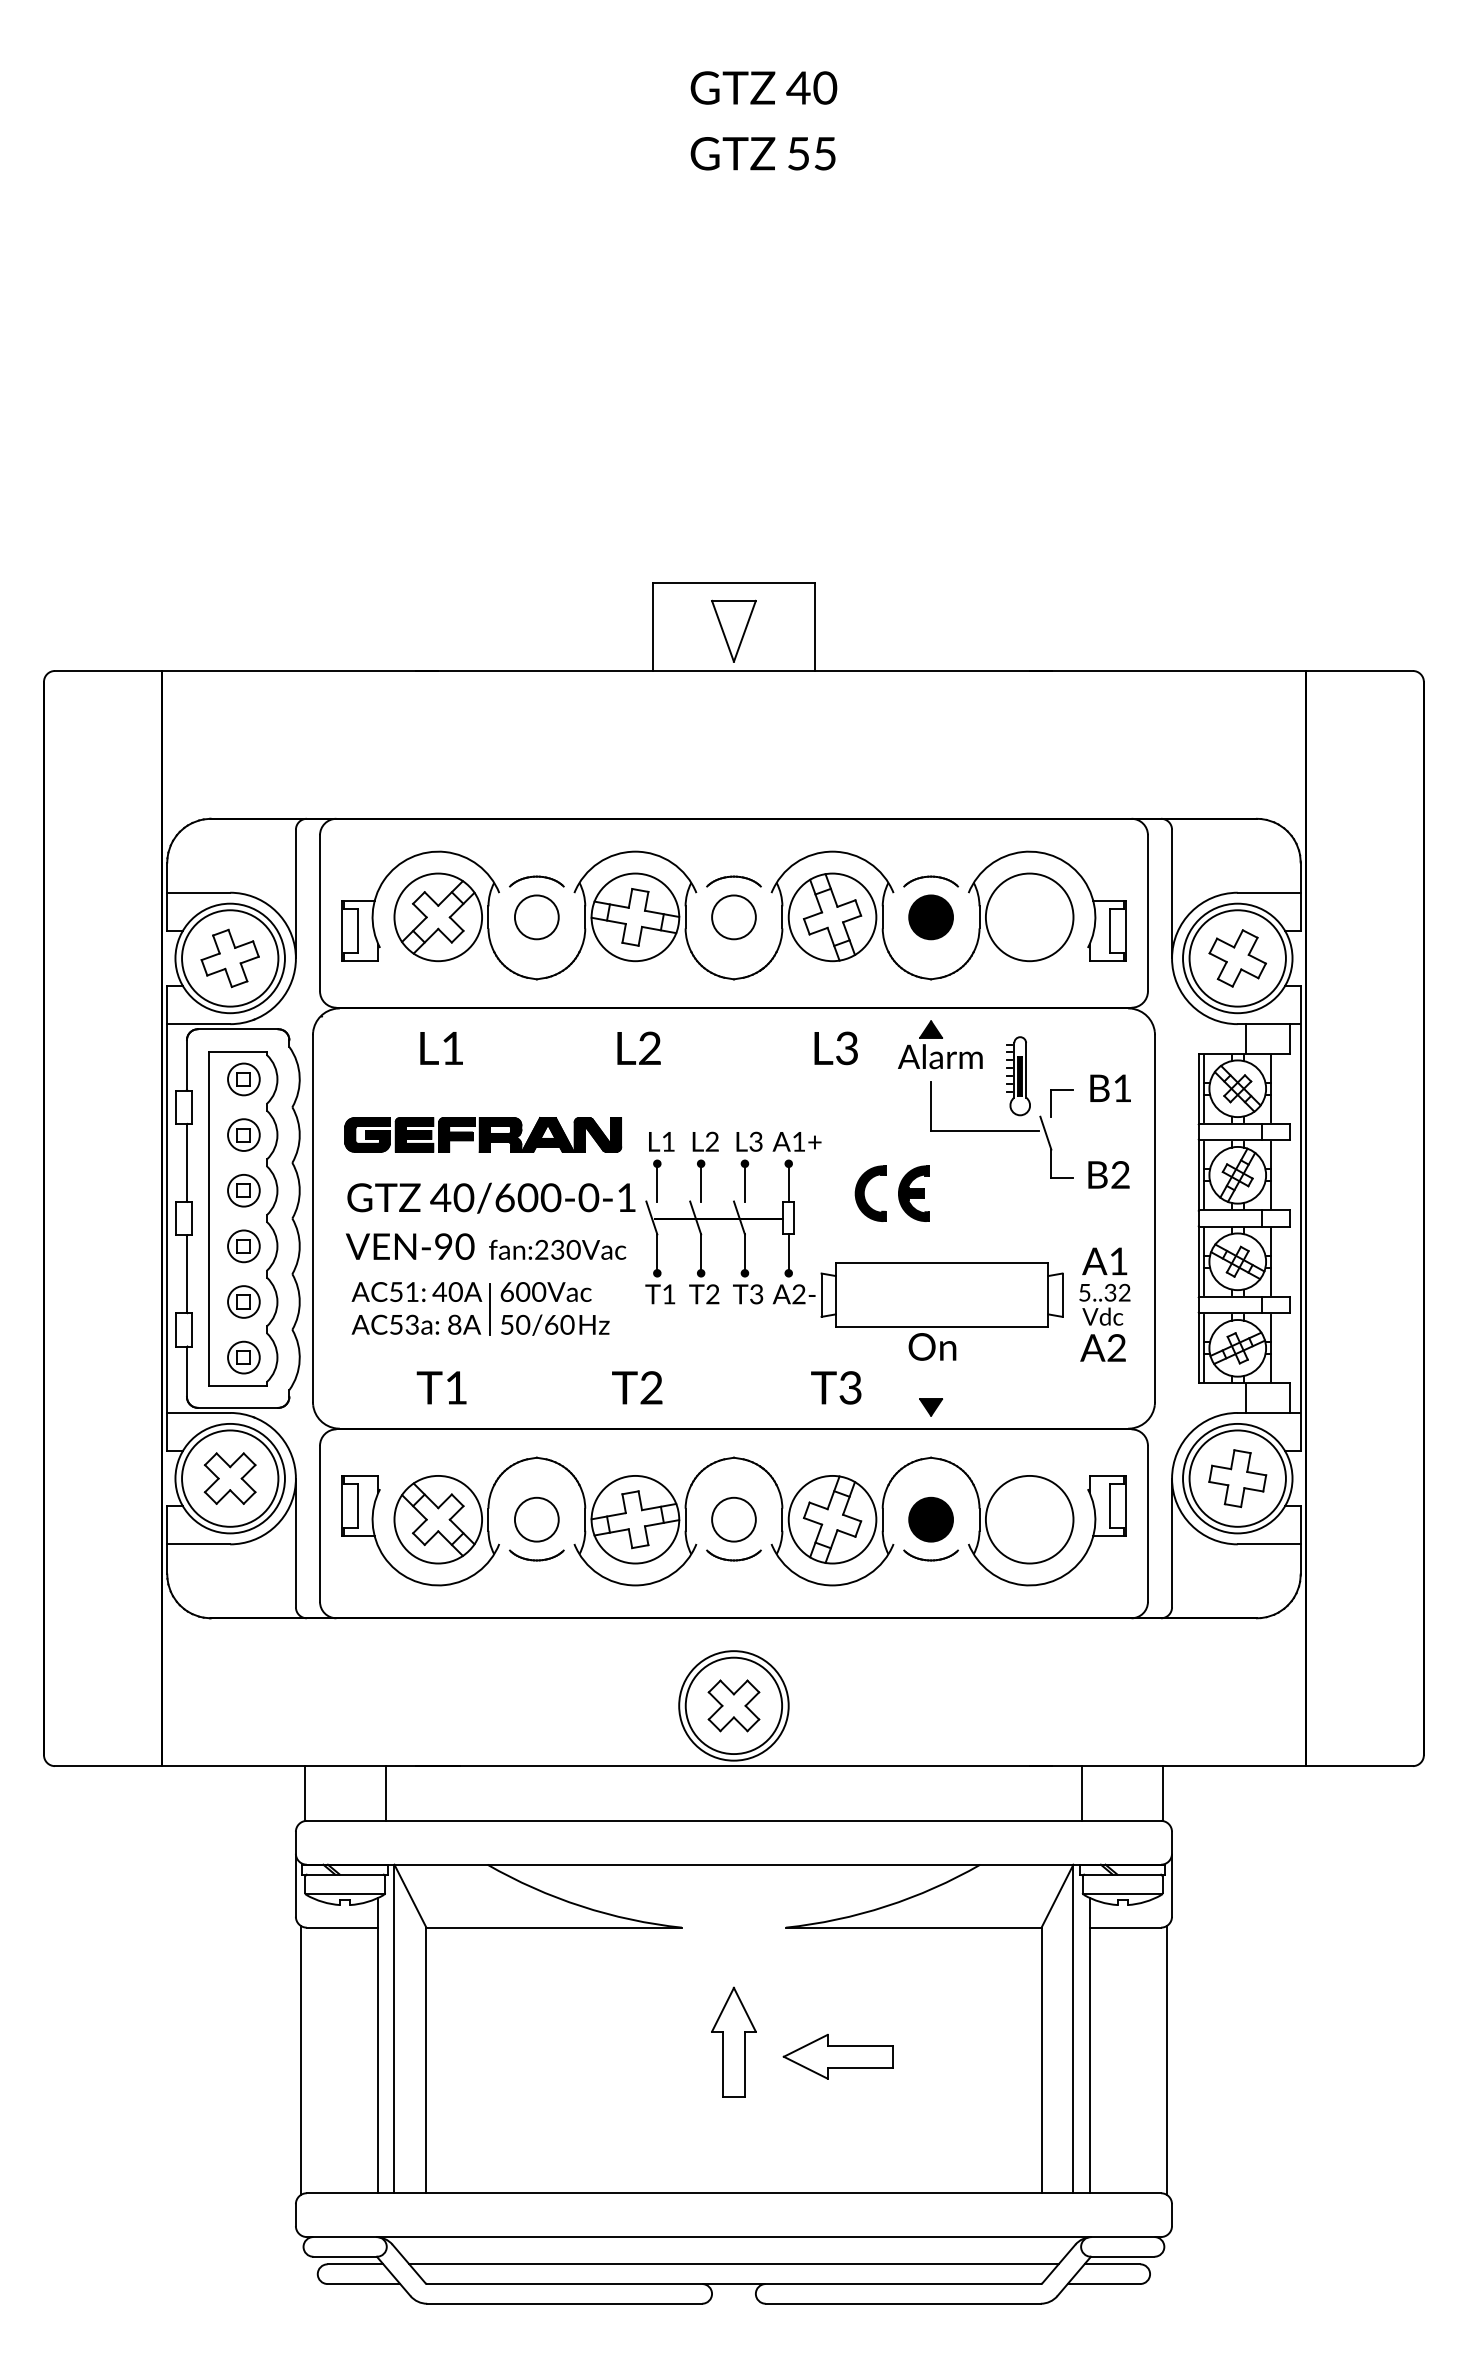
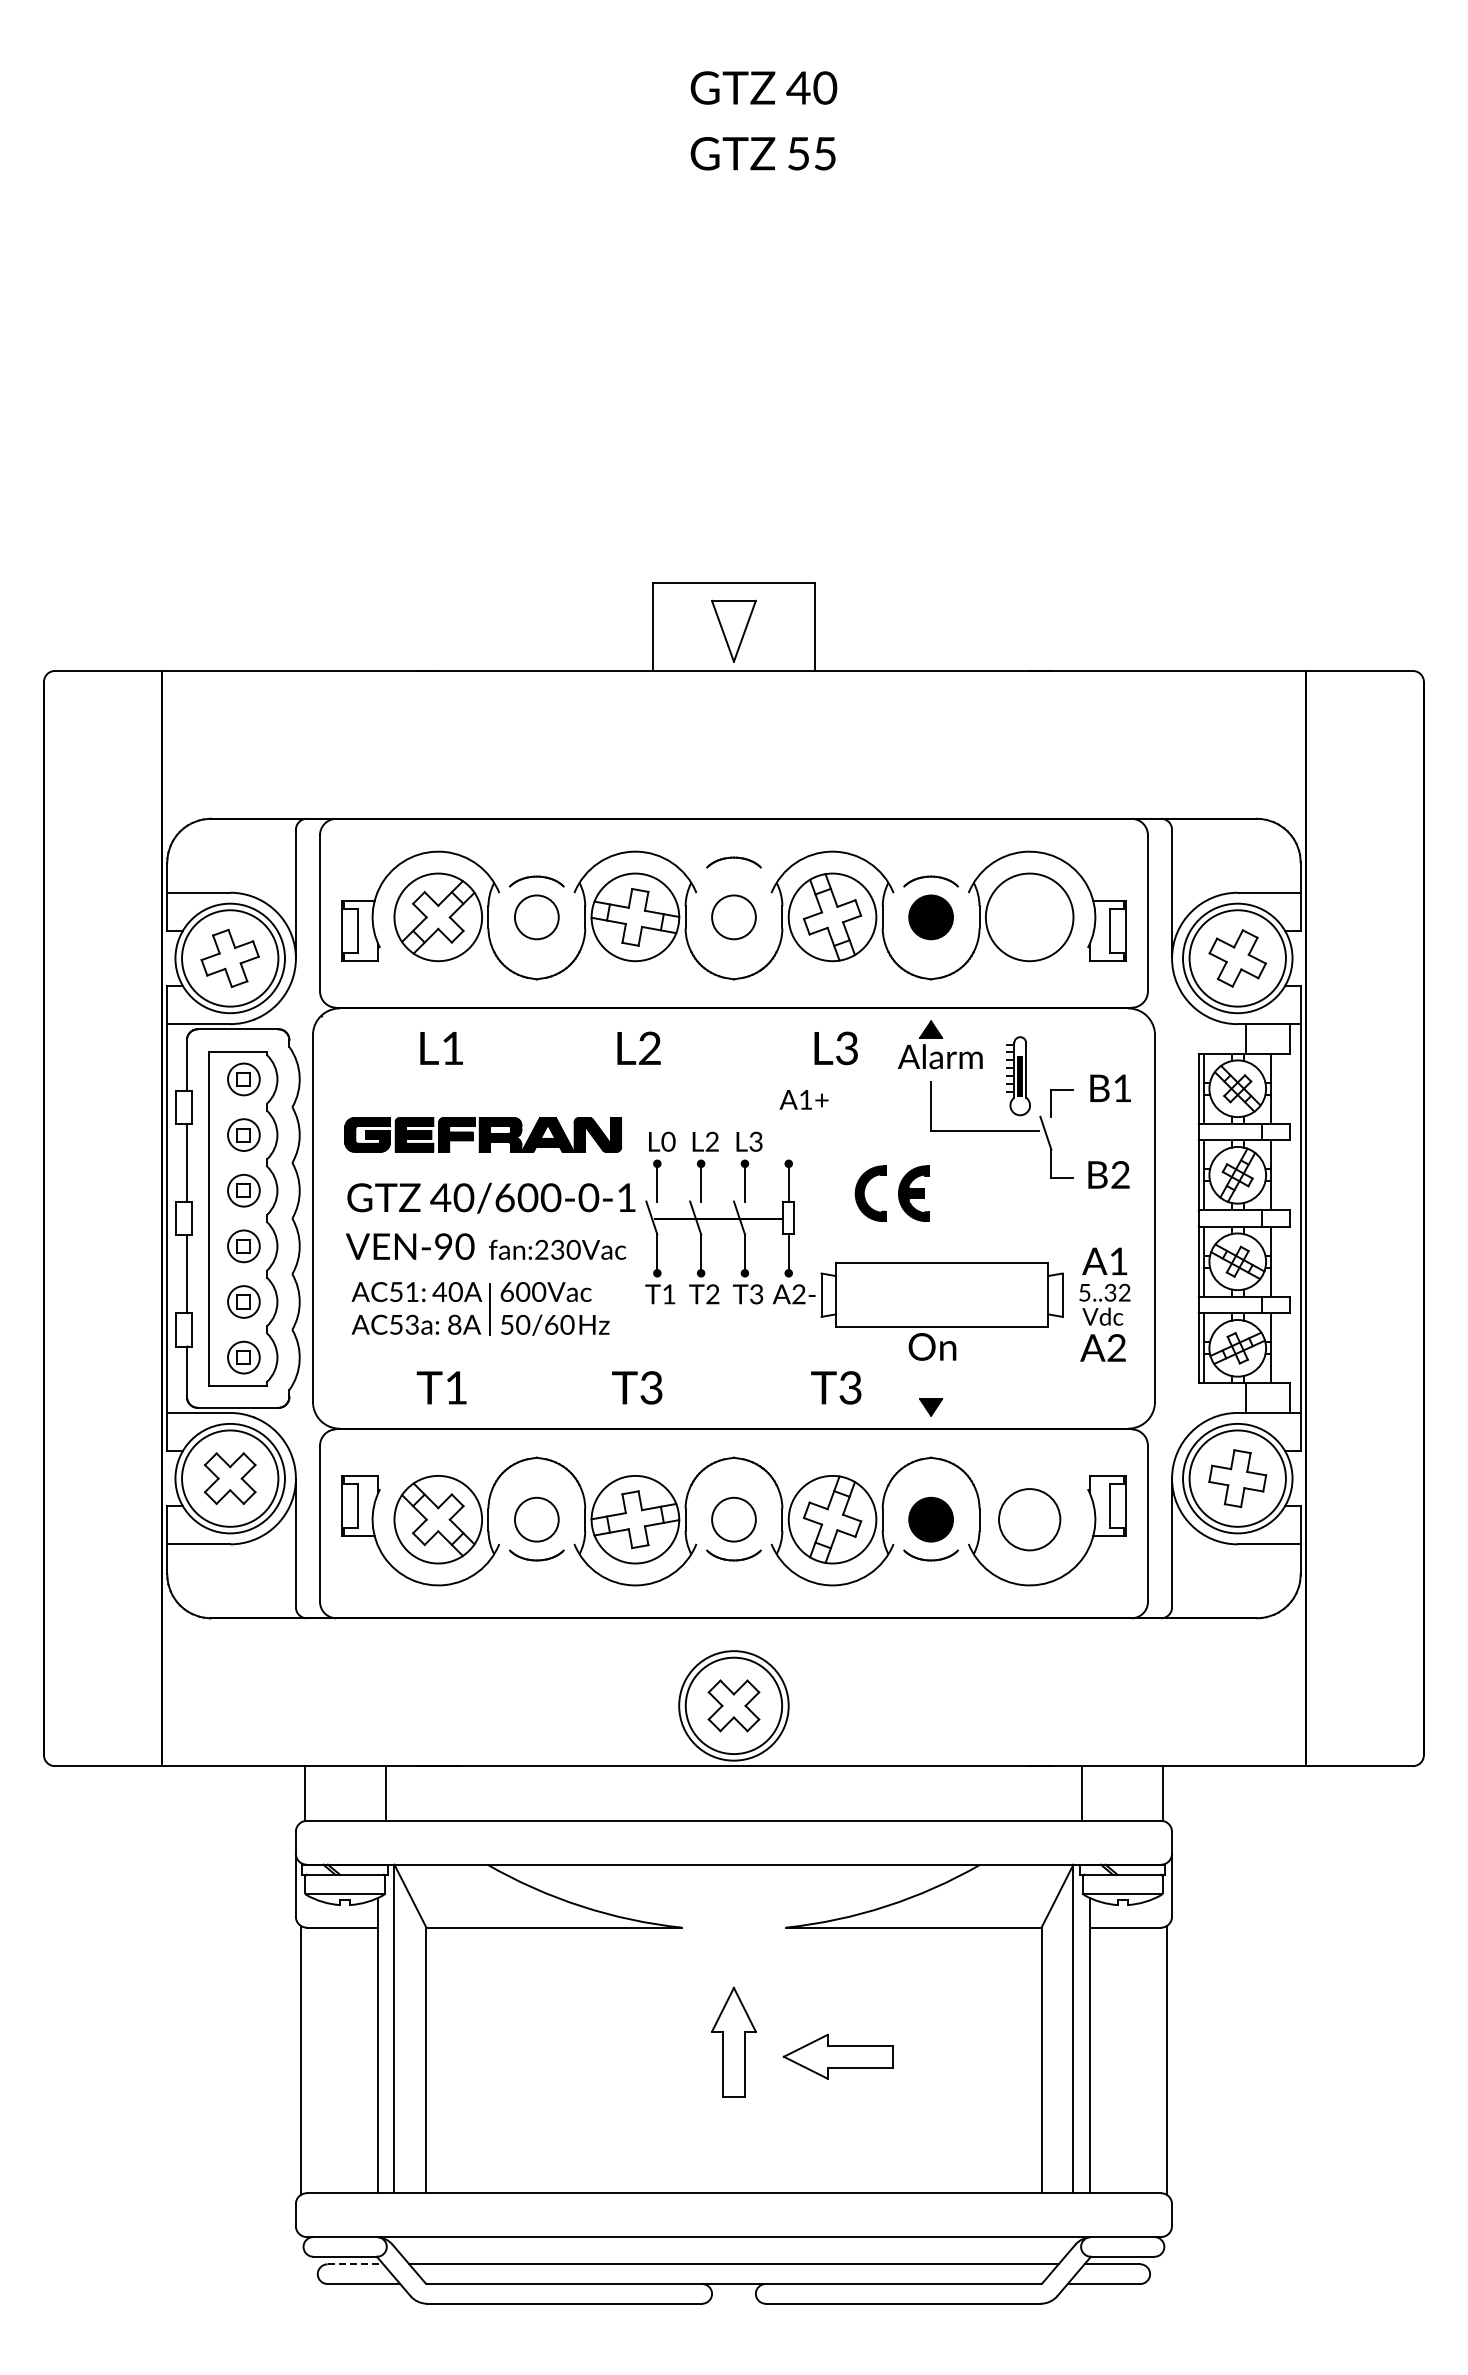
part position: (733, 881) -> (733, 862) (733, 862)
text: L1 -> L0 (668, 1141)
text position: (796, 1141) -> (803, 1099) (803, 1099)
text: T2 -> T3 (651, 1388)
circle diameter: 88 px -> 61 px (1029, 1519)
line: solid -> dashed (355, 2264)
